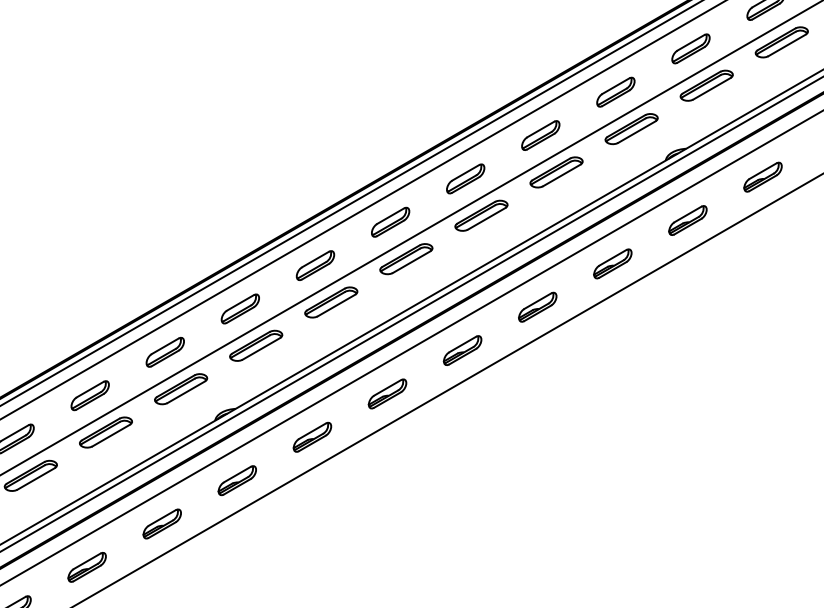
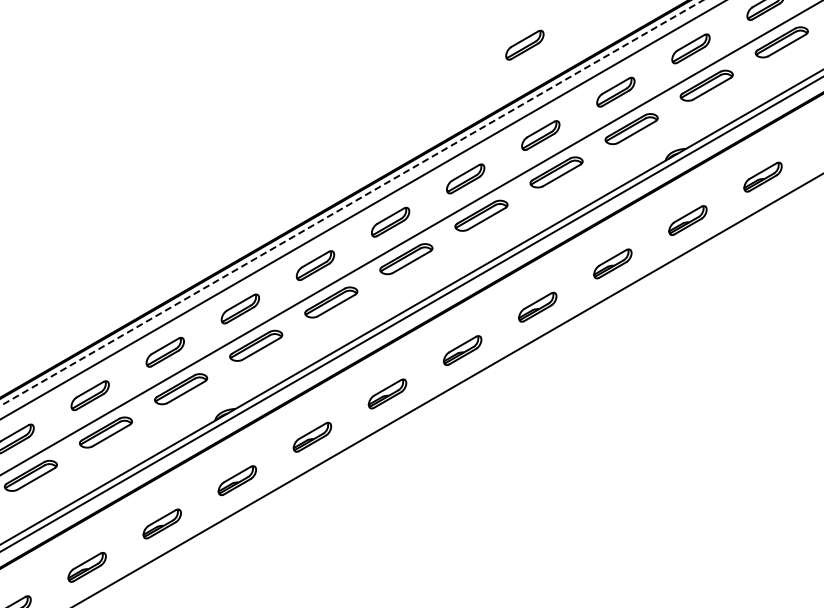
part: none -> present (524, 44)
line: solid -> dashed (351, 203)
line: present -> none (411, 348)
